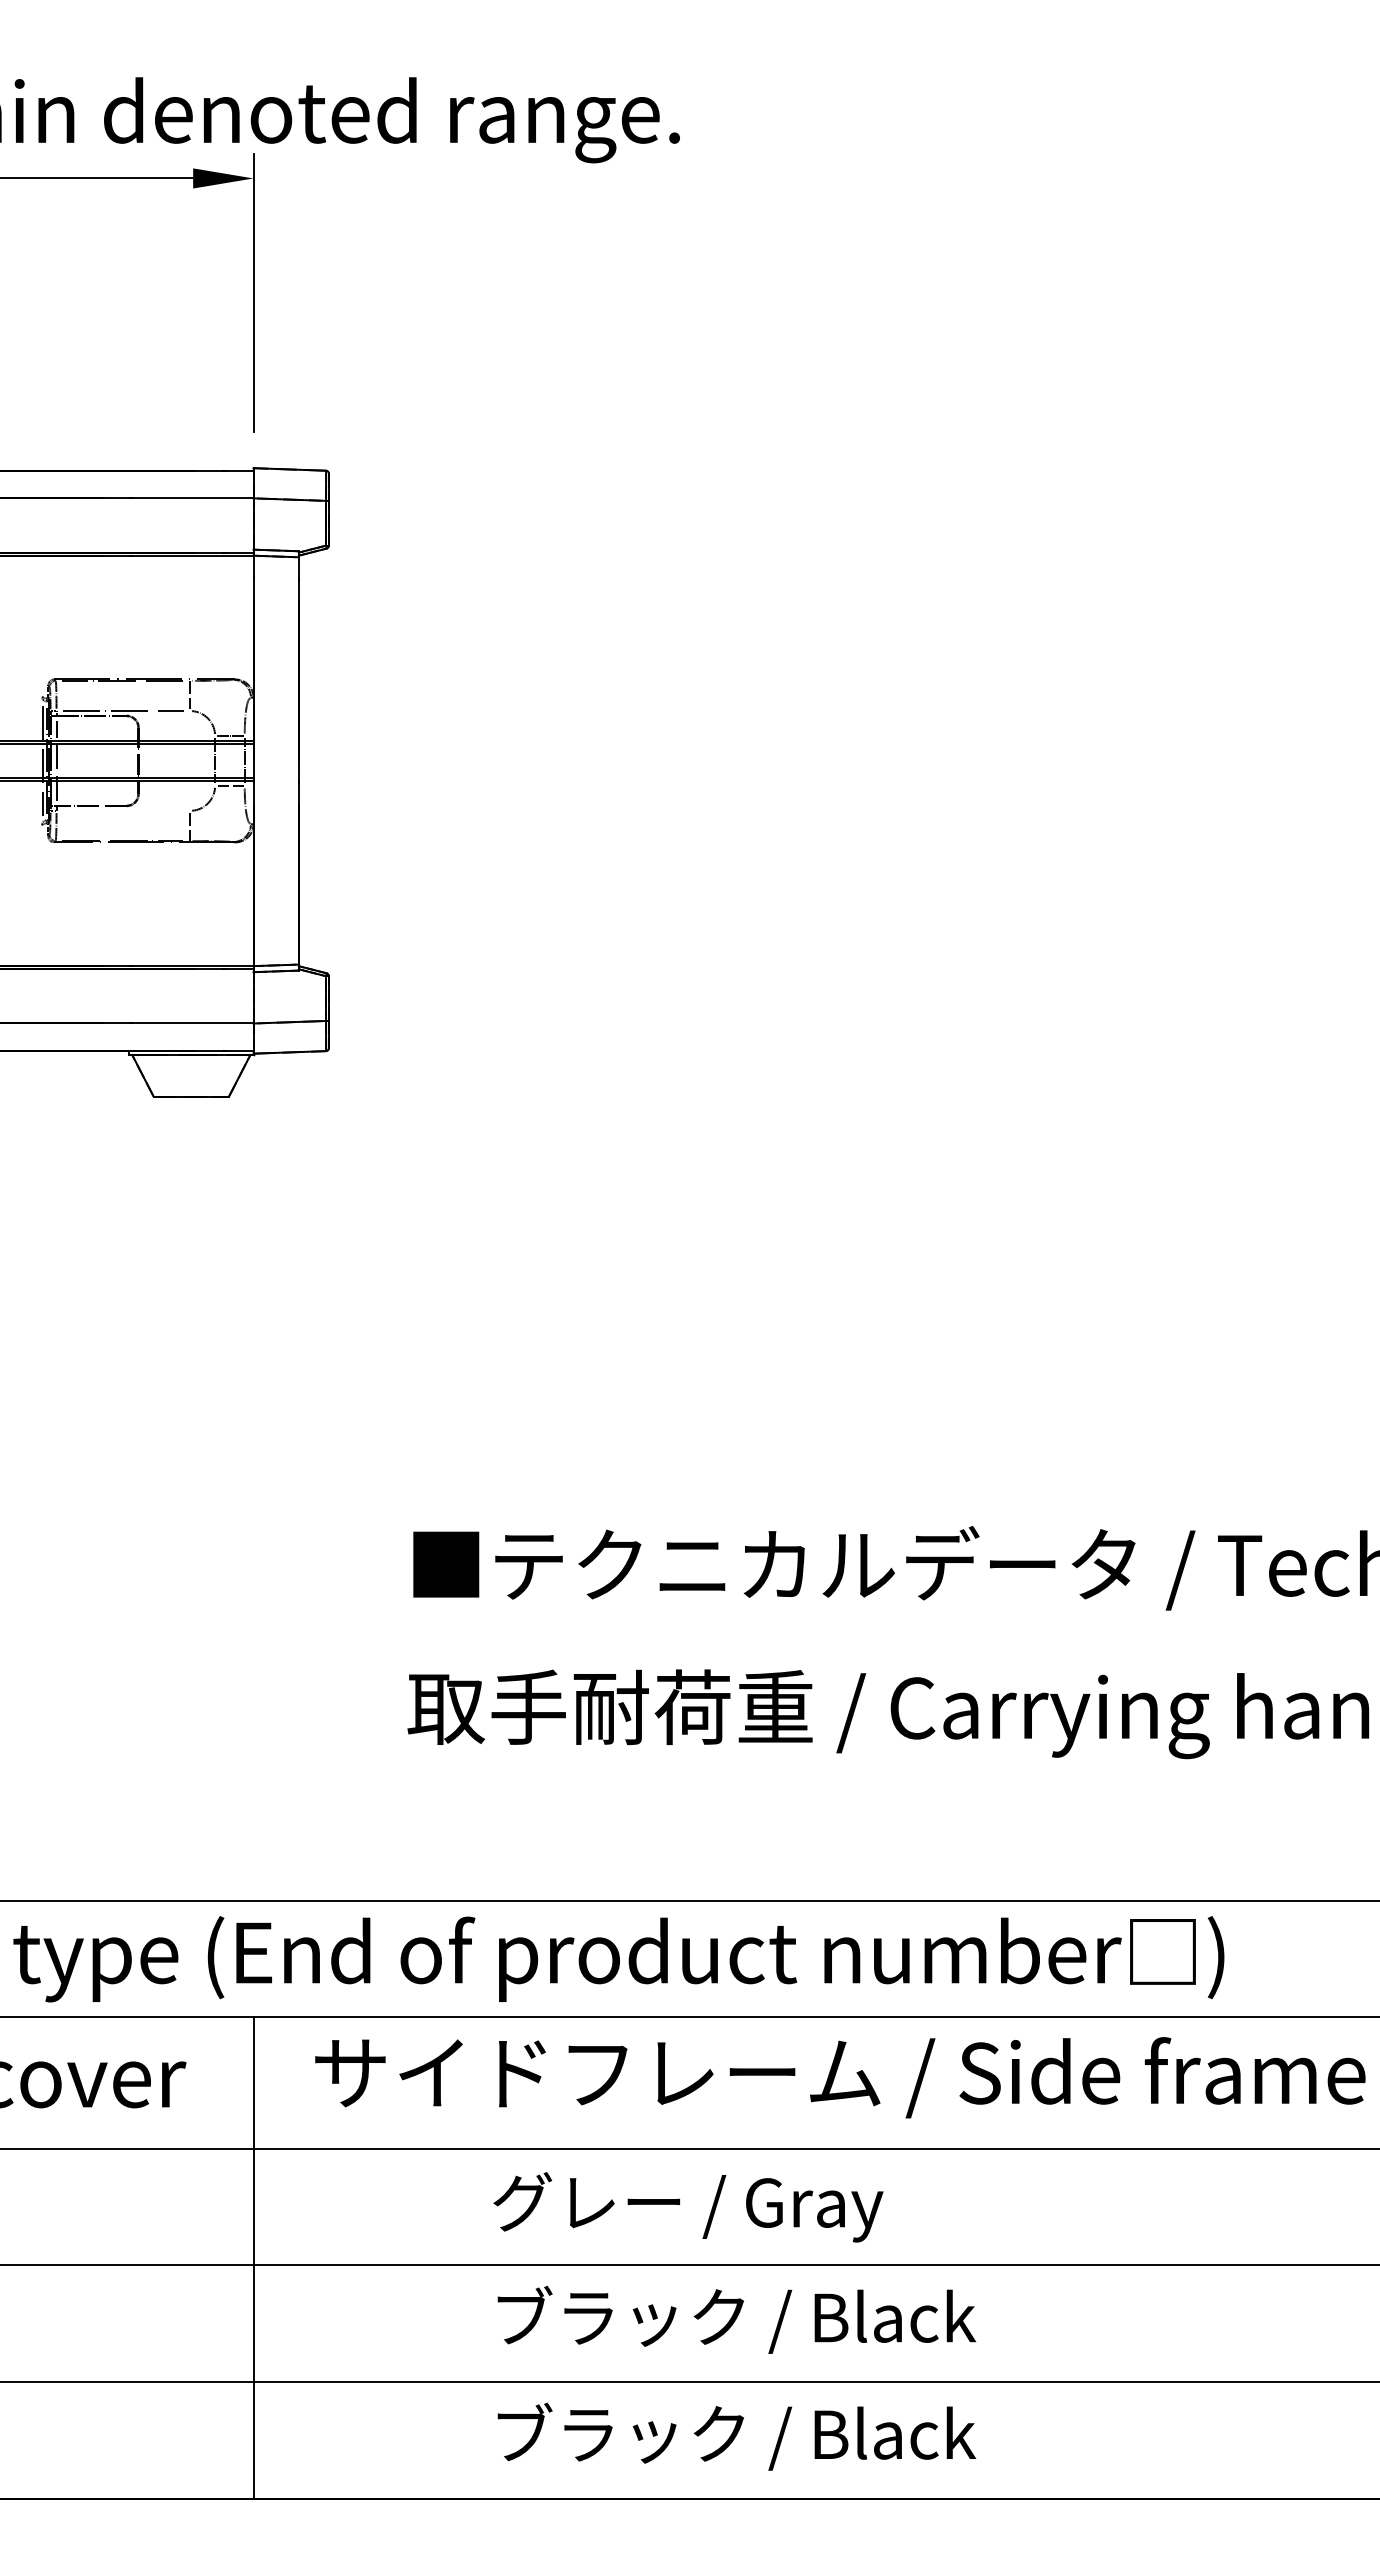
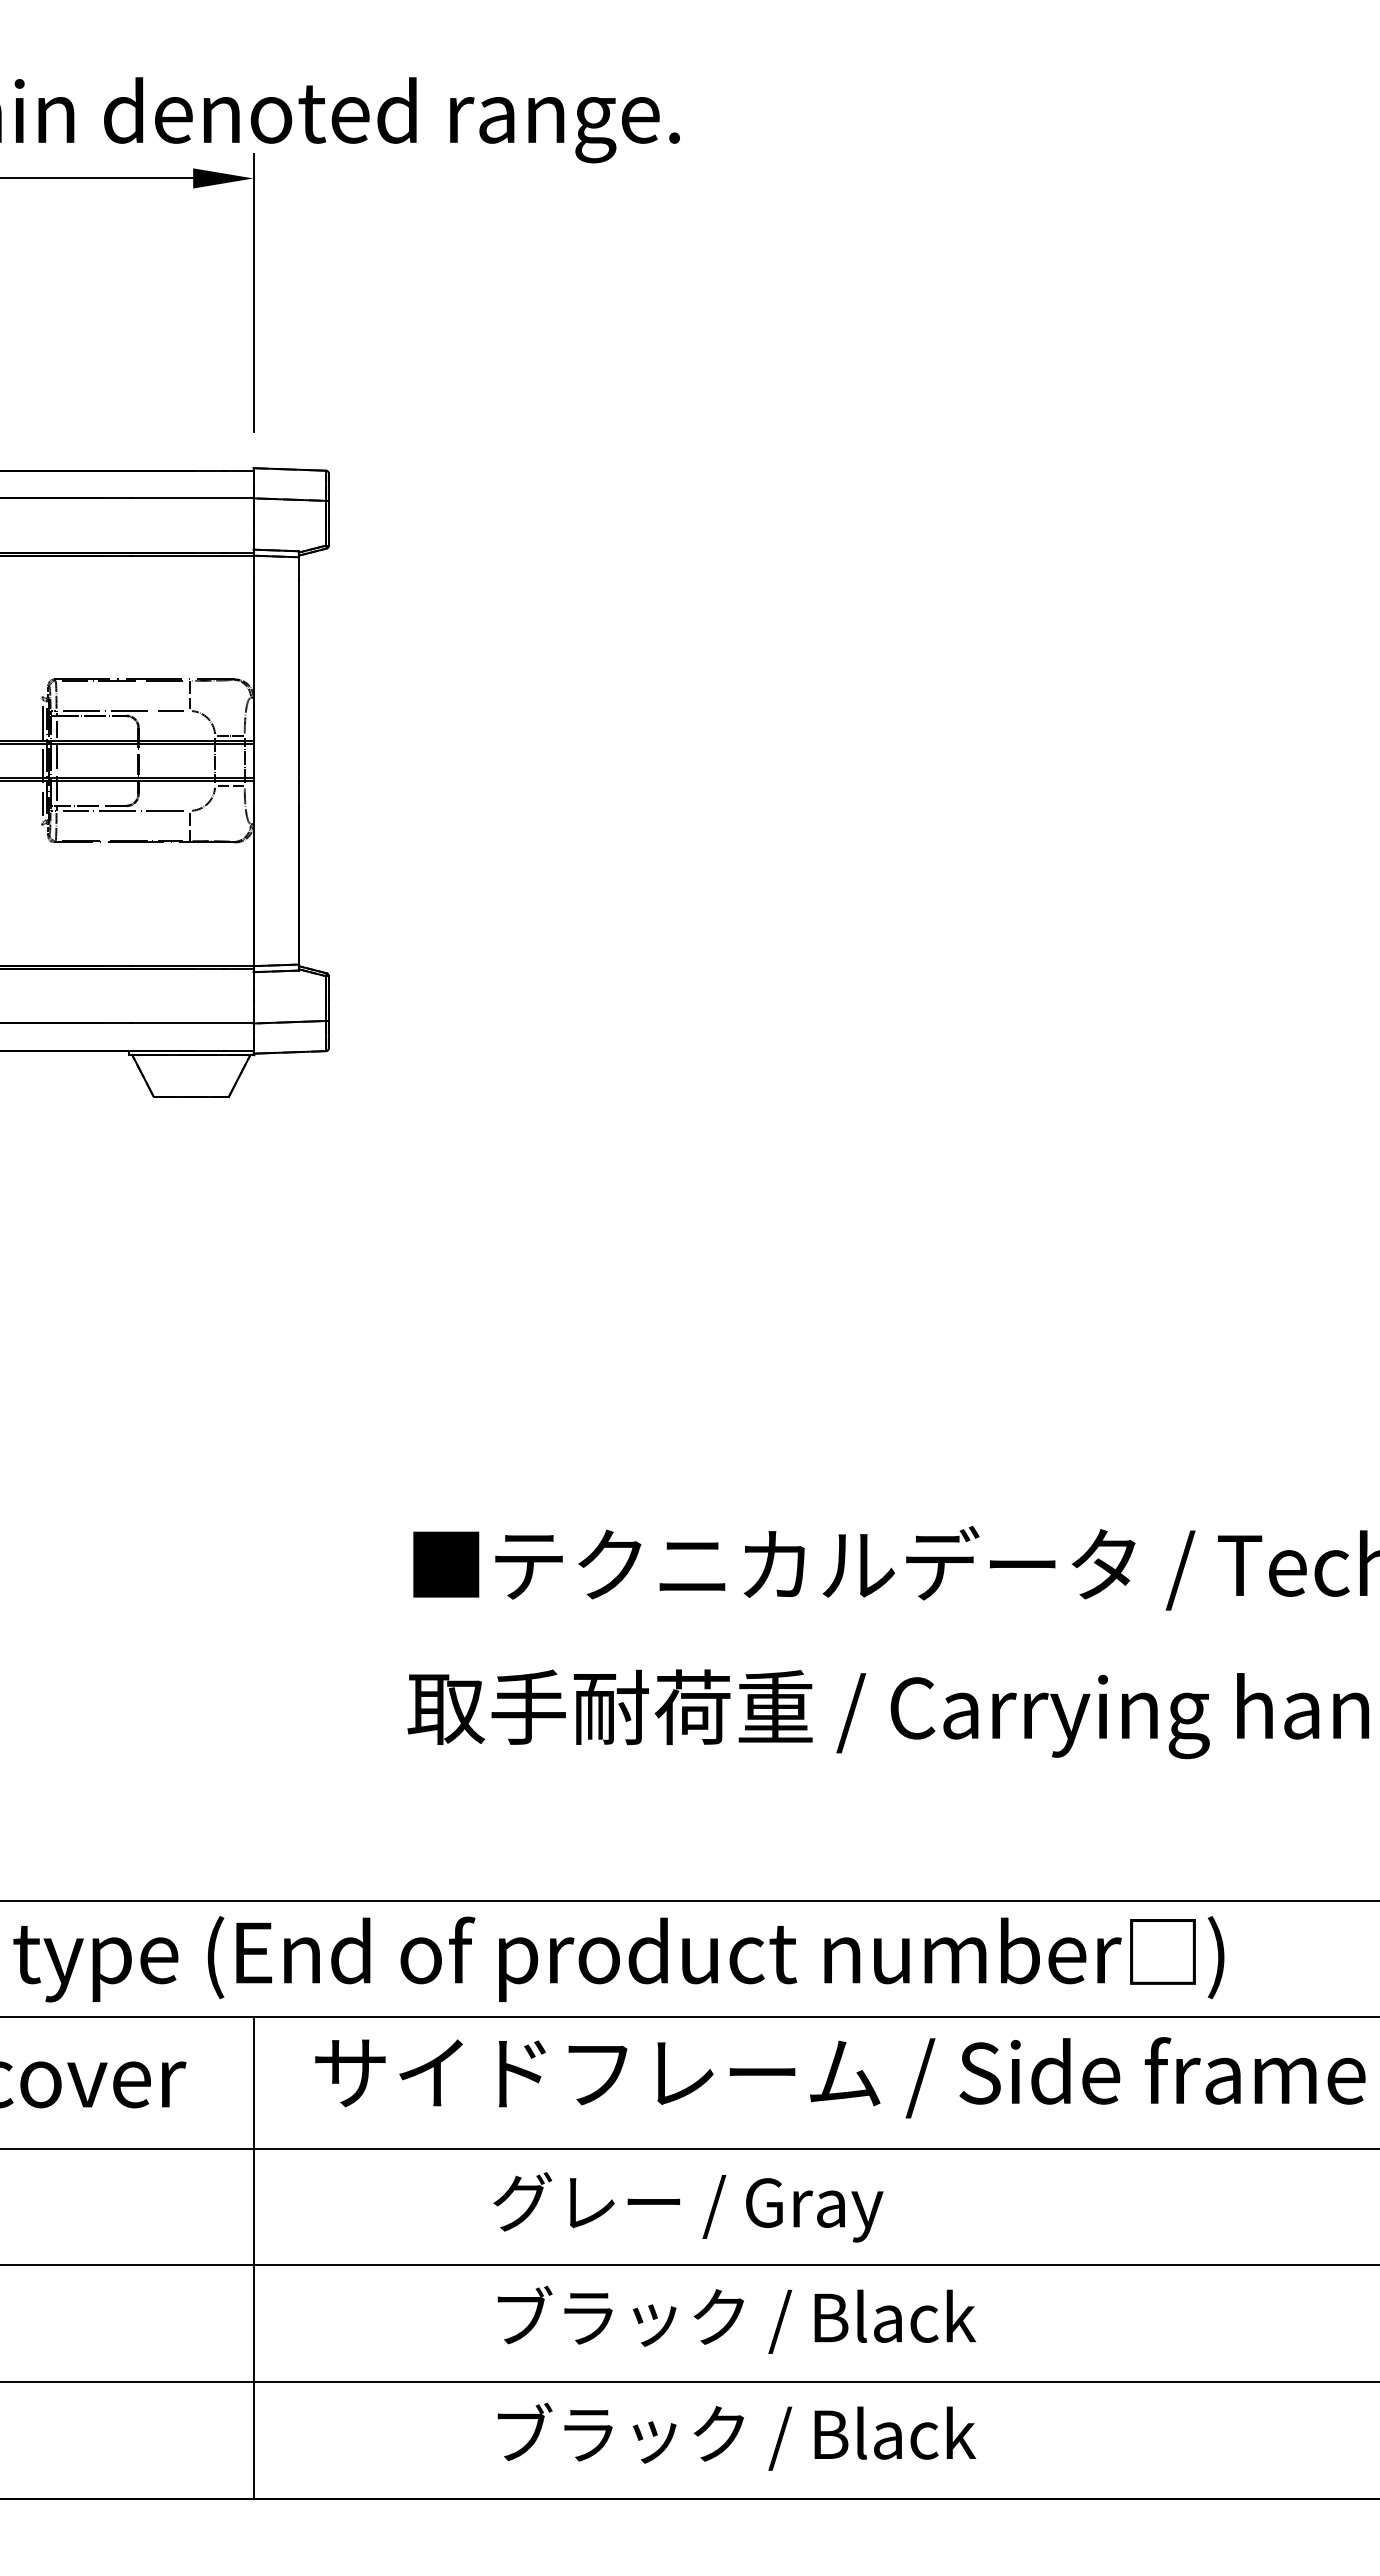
line: none -> present (123, 810)
